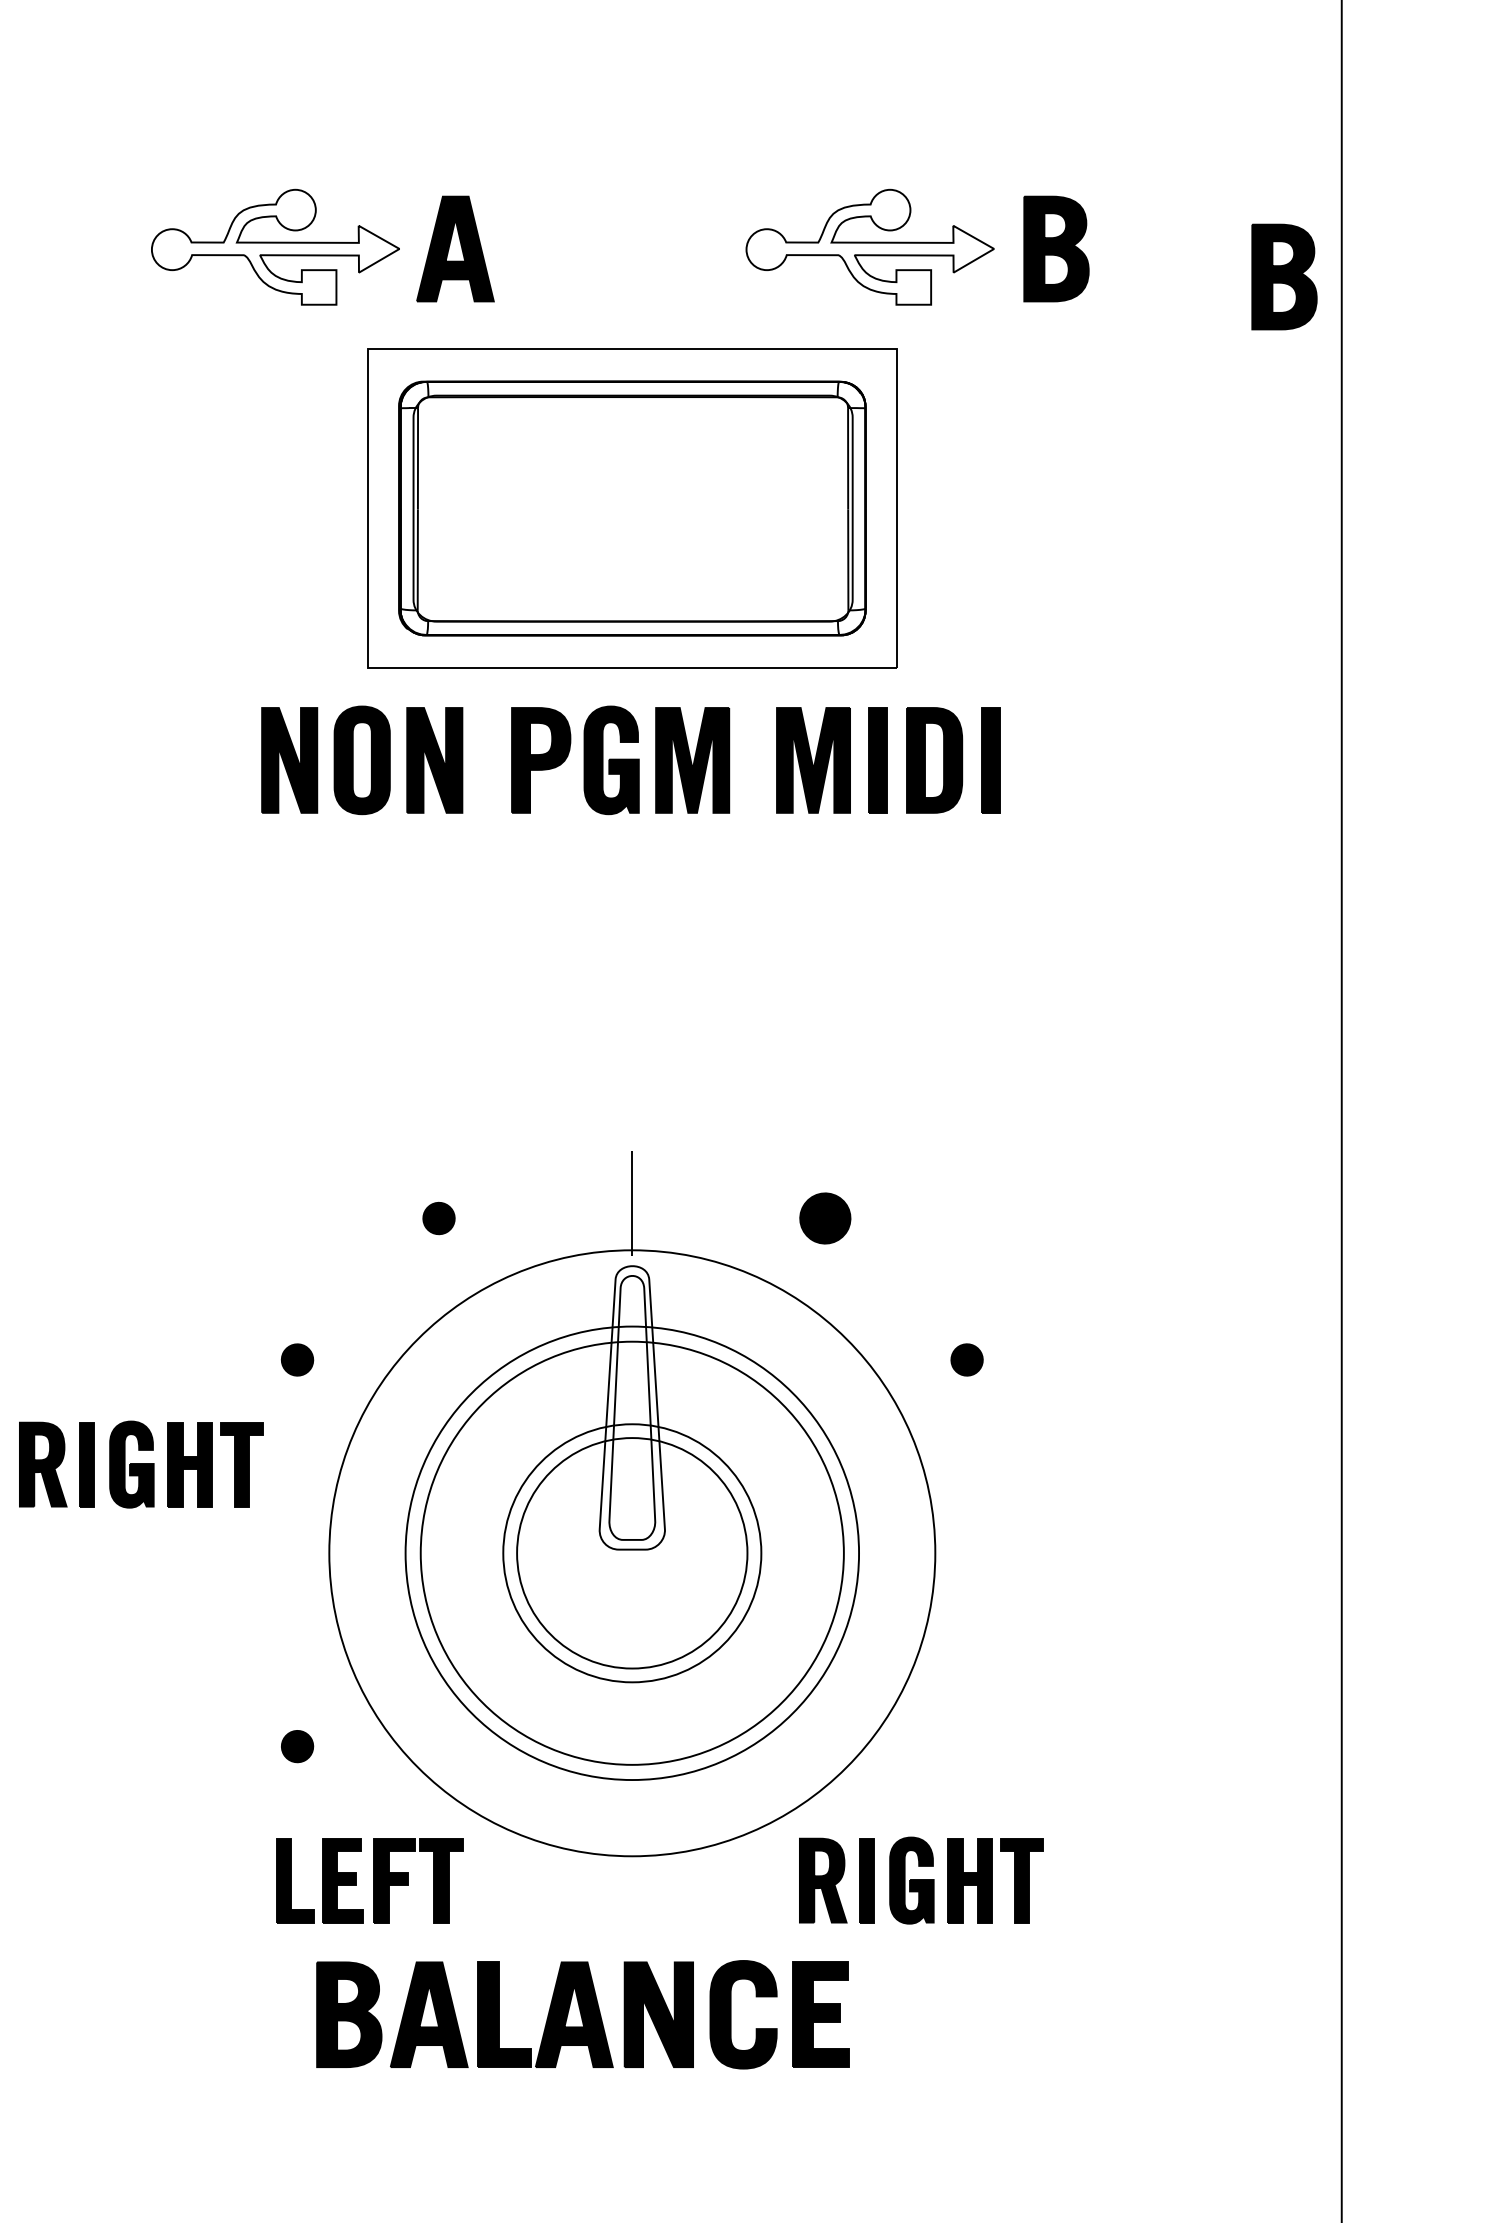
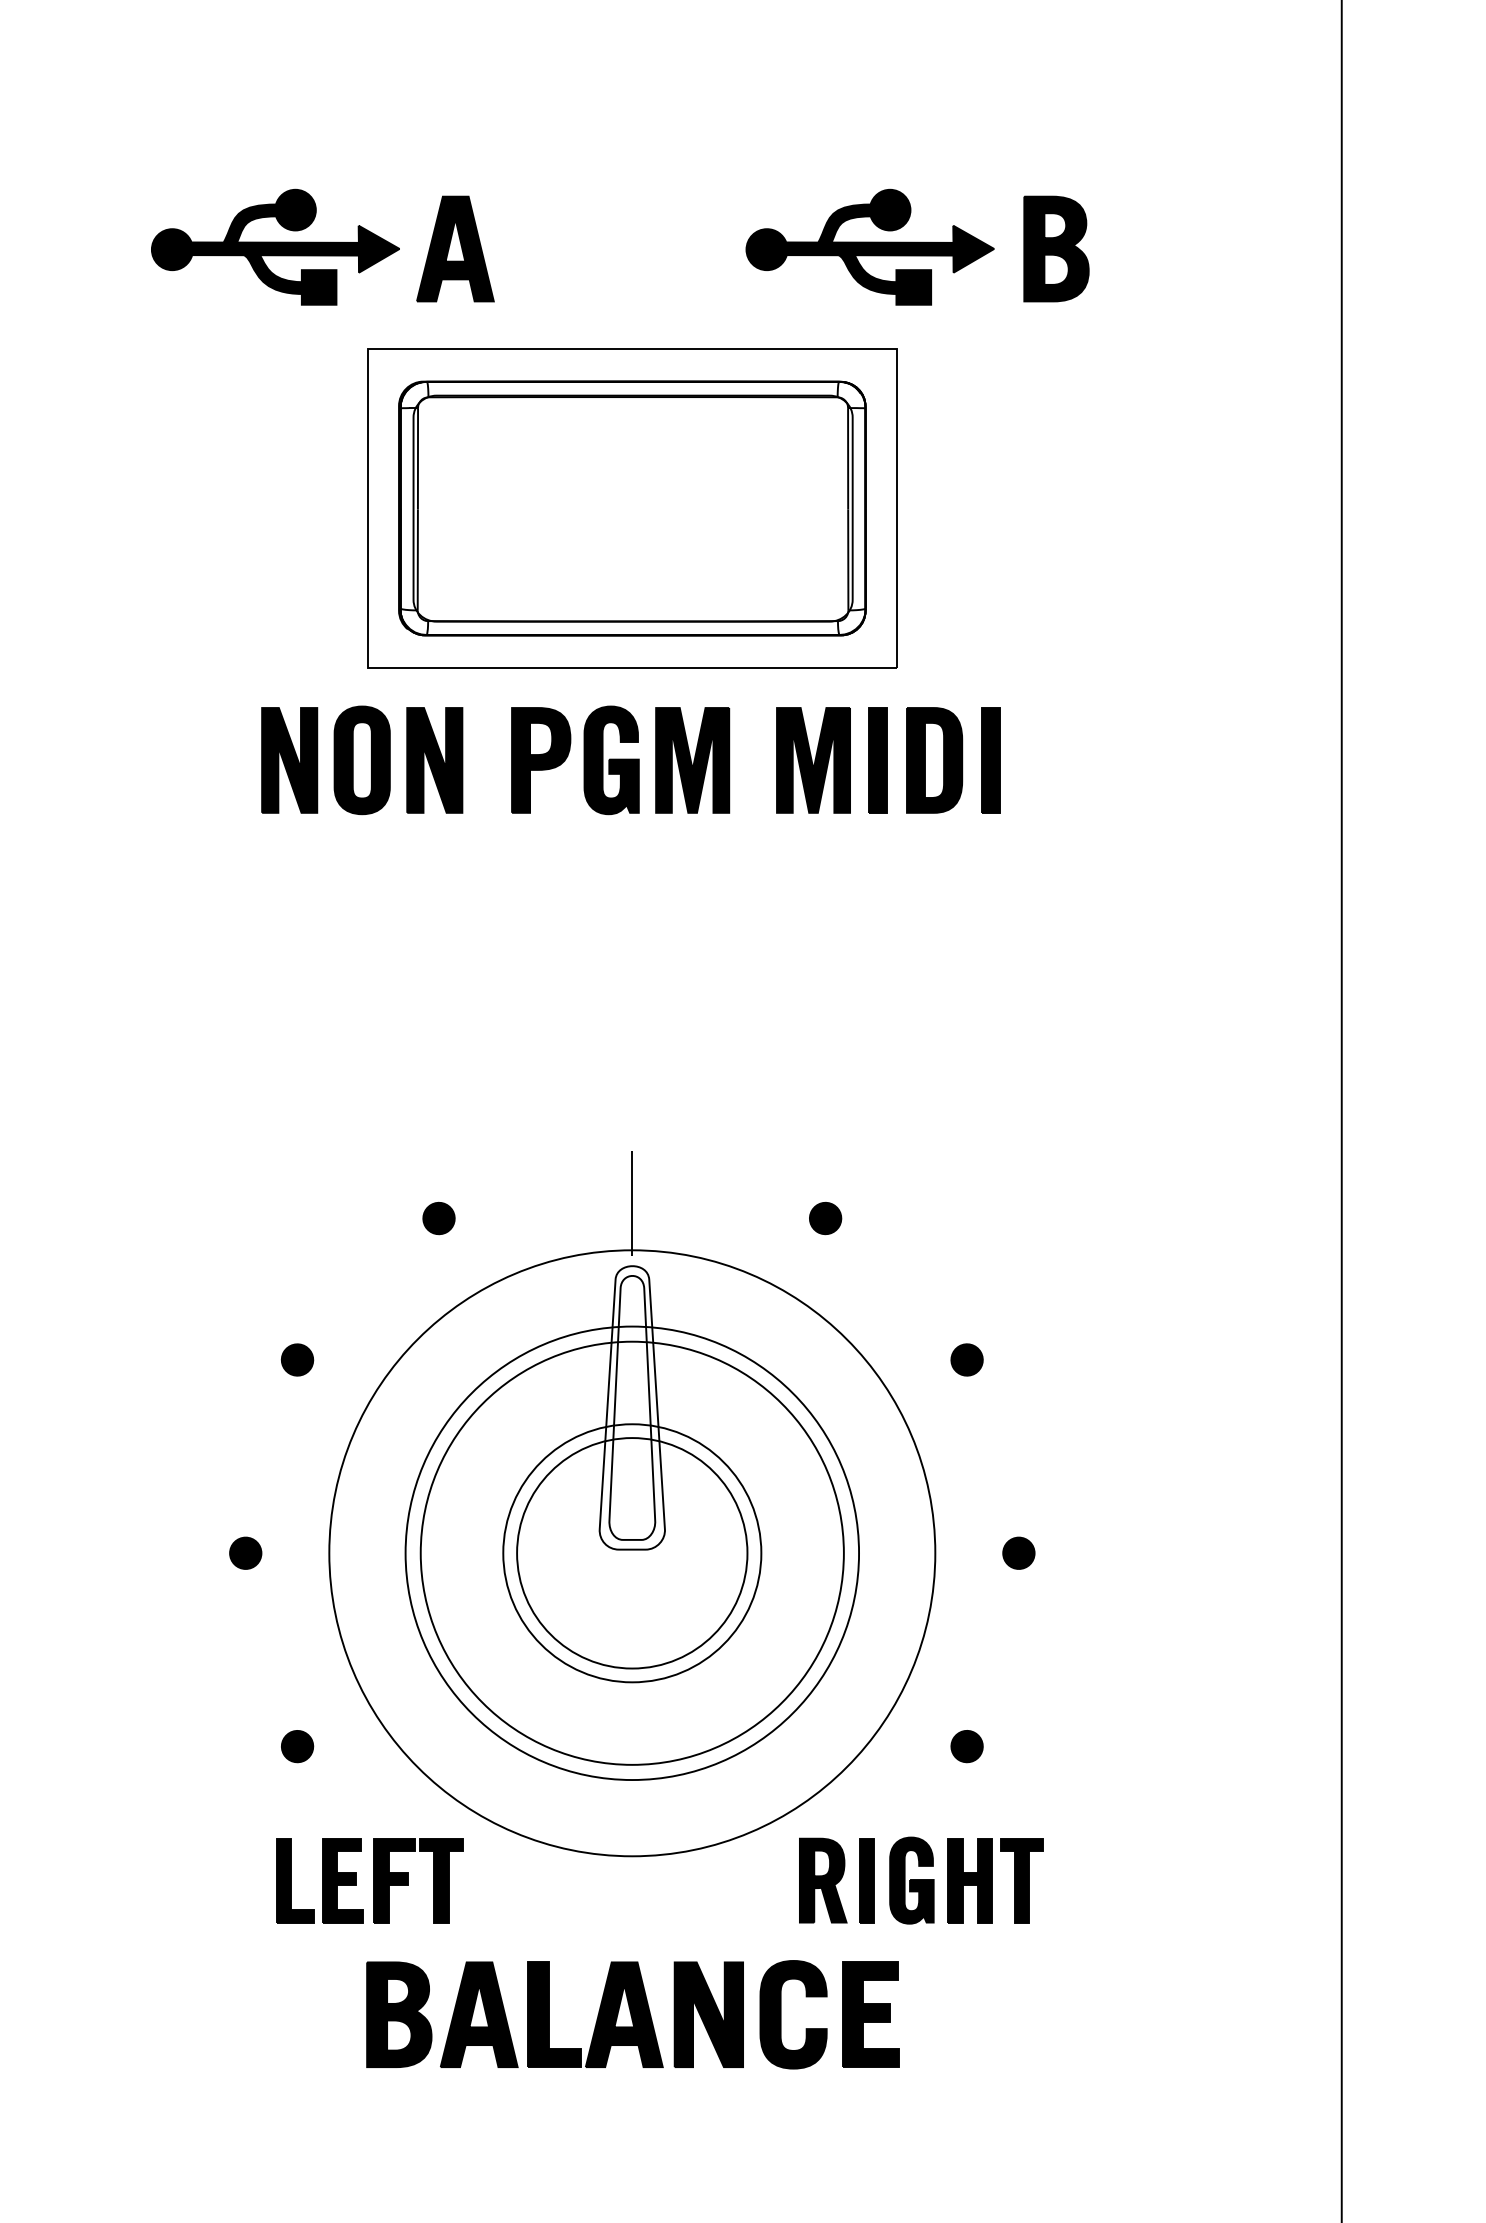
fill: none -> present (275, 246)
fill: none -> present (870, 246)
part: present -> none (1284, 276)
part size: 53x53 px -> 34x35 px (825, 1218)
part: present -> none (141, 1464)
part: none -> present (245, 1552)
part: none -> present (1018, 1552)
part: none -> present (966, 1746)
part position: (582, 2014) -> (632, 2014) (632, 2014)
